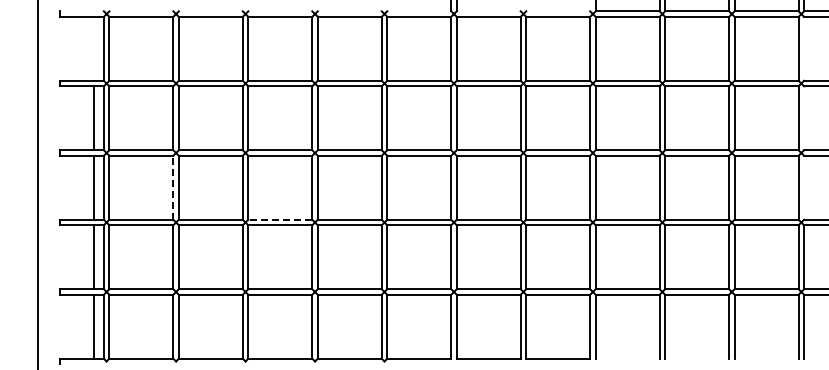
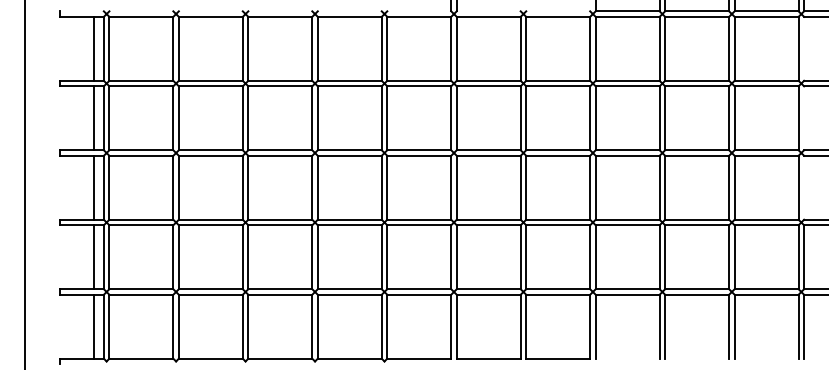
line: none -> present (94, 48)
line position: (37, 184) -> (24, 184) (24, 184)
line: dashed -> solid (173, 187)
line: dashed -> solid (280, 219)
